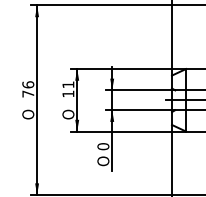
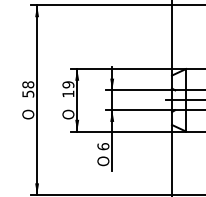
text: 11 -> 19 (68, 84)
text: 76 -> 58 (28, 89)
text: 0 -> 6 (103, 146)
